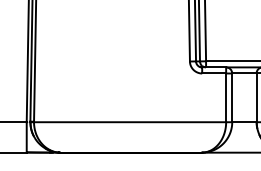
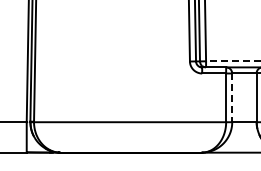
line: solid -> dashed (232, 61)
line: solid -> dashed (232, 98)
